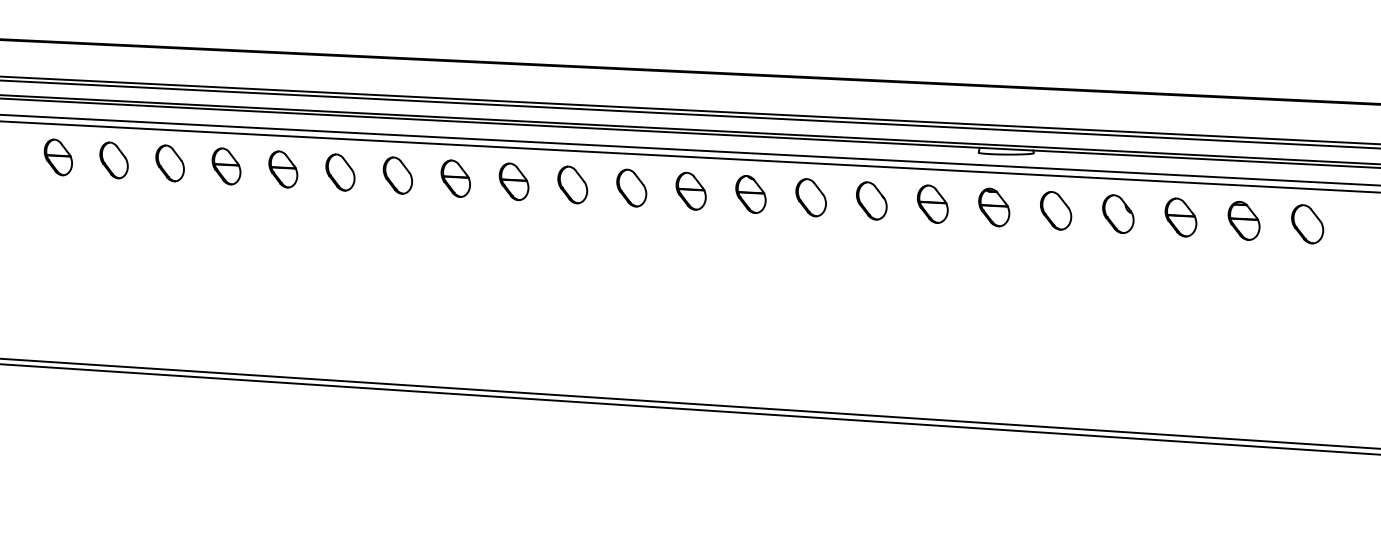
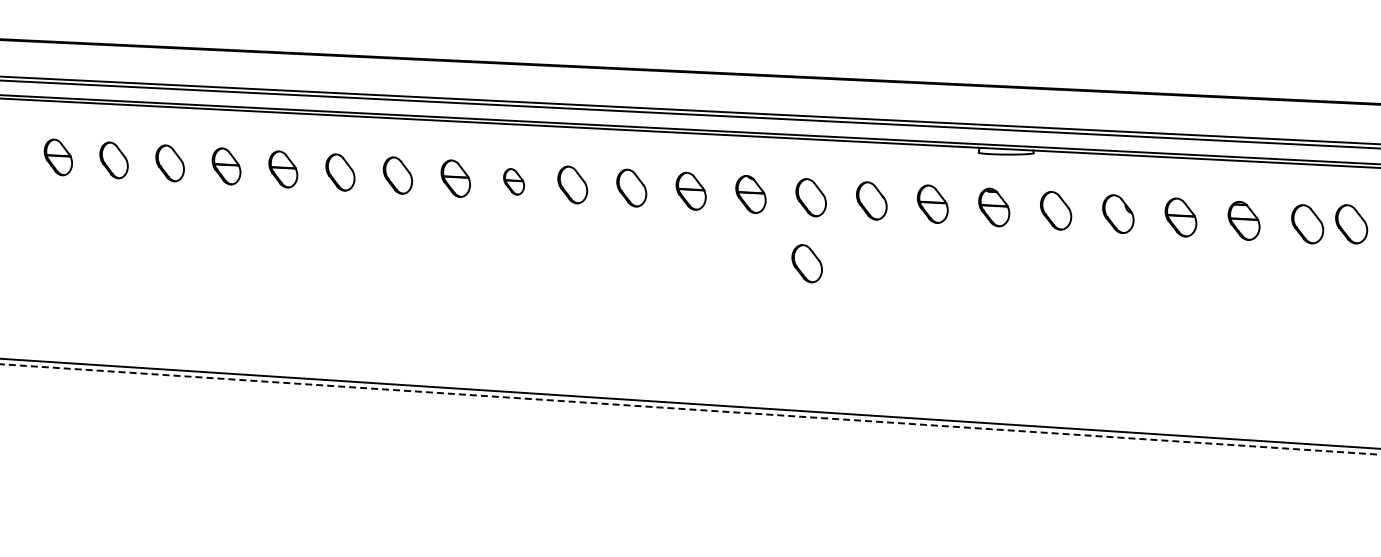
line: present -> none (689, 149)
line: present -> none (689, 156)
part size: 32x40 px -> 22x28 px (513, 181)
part: none -> present (1351, 224)
part: none -> present (806, 263)
line: solid -> dashed (691, 409)
